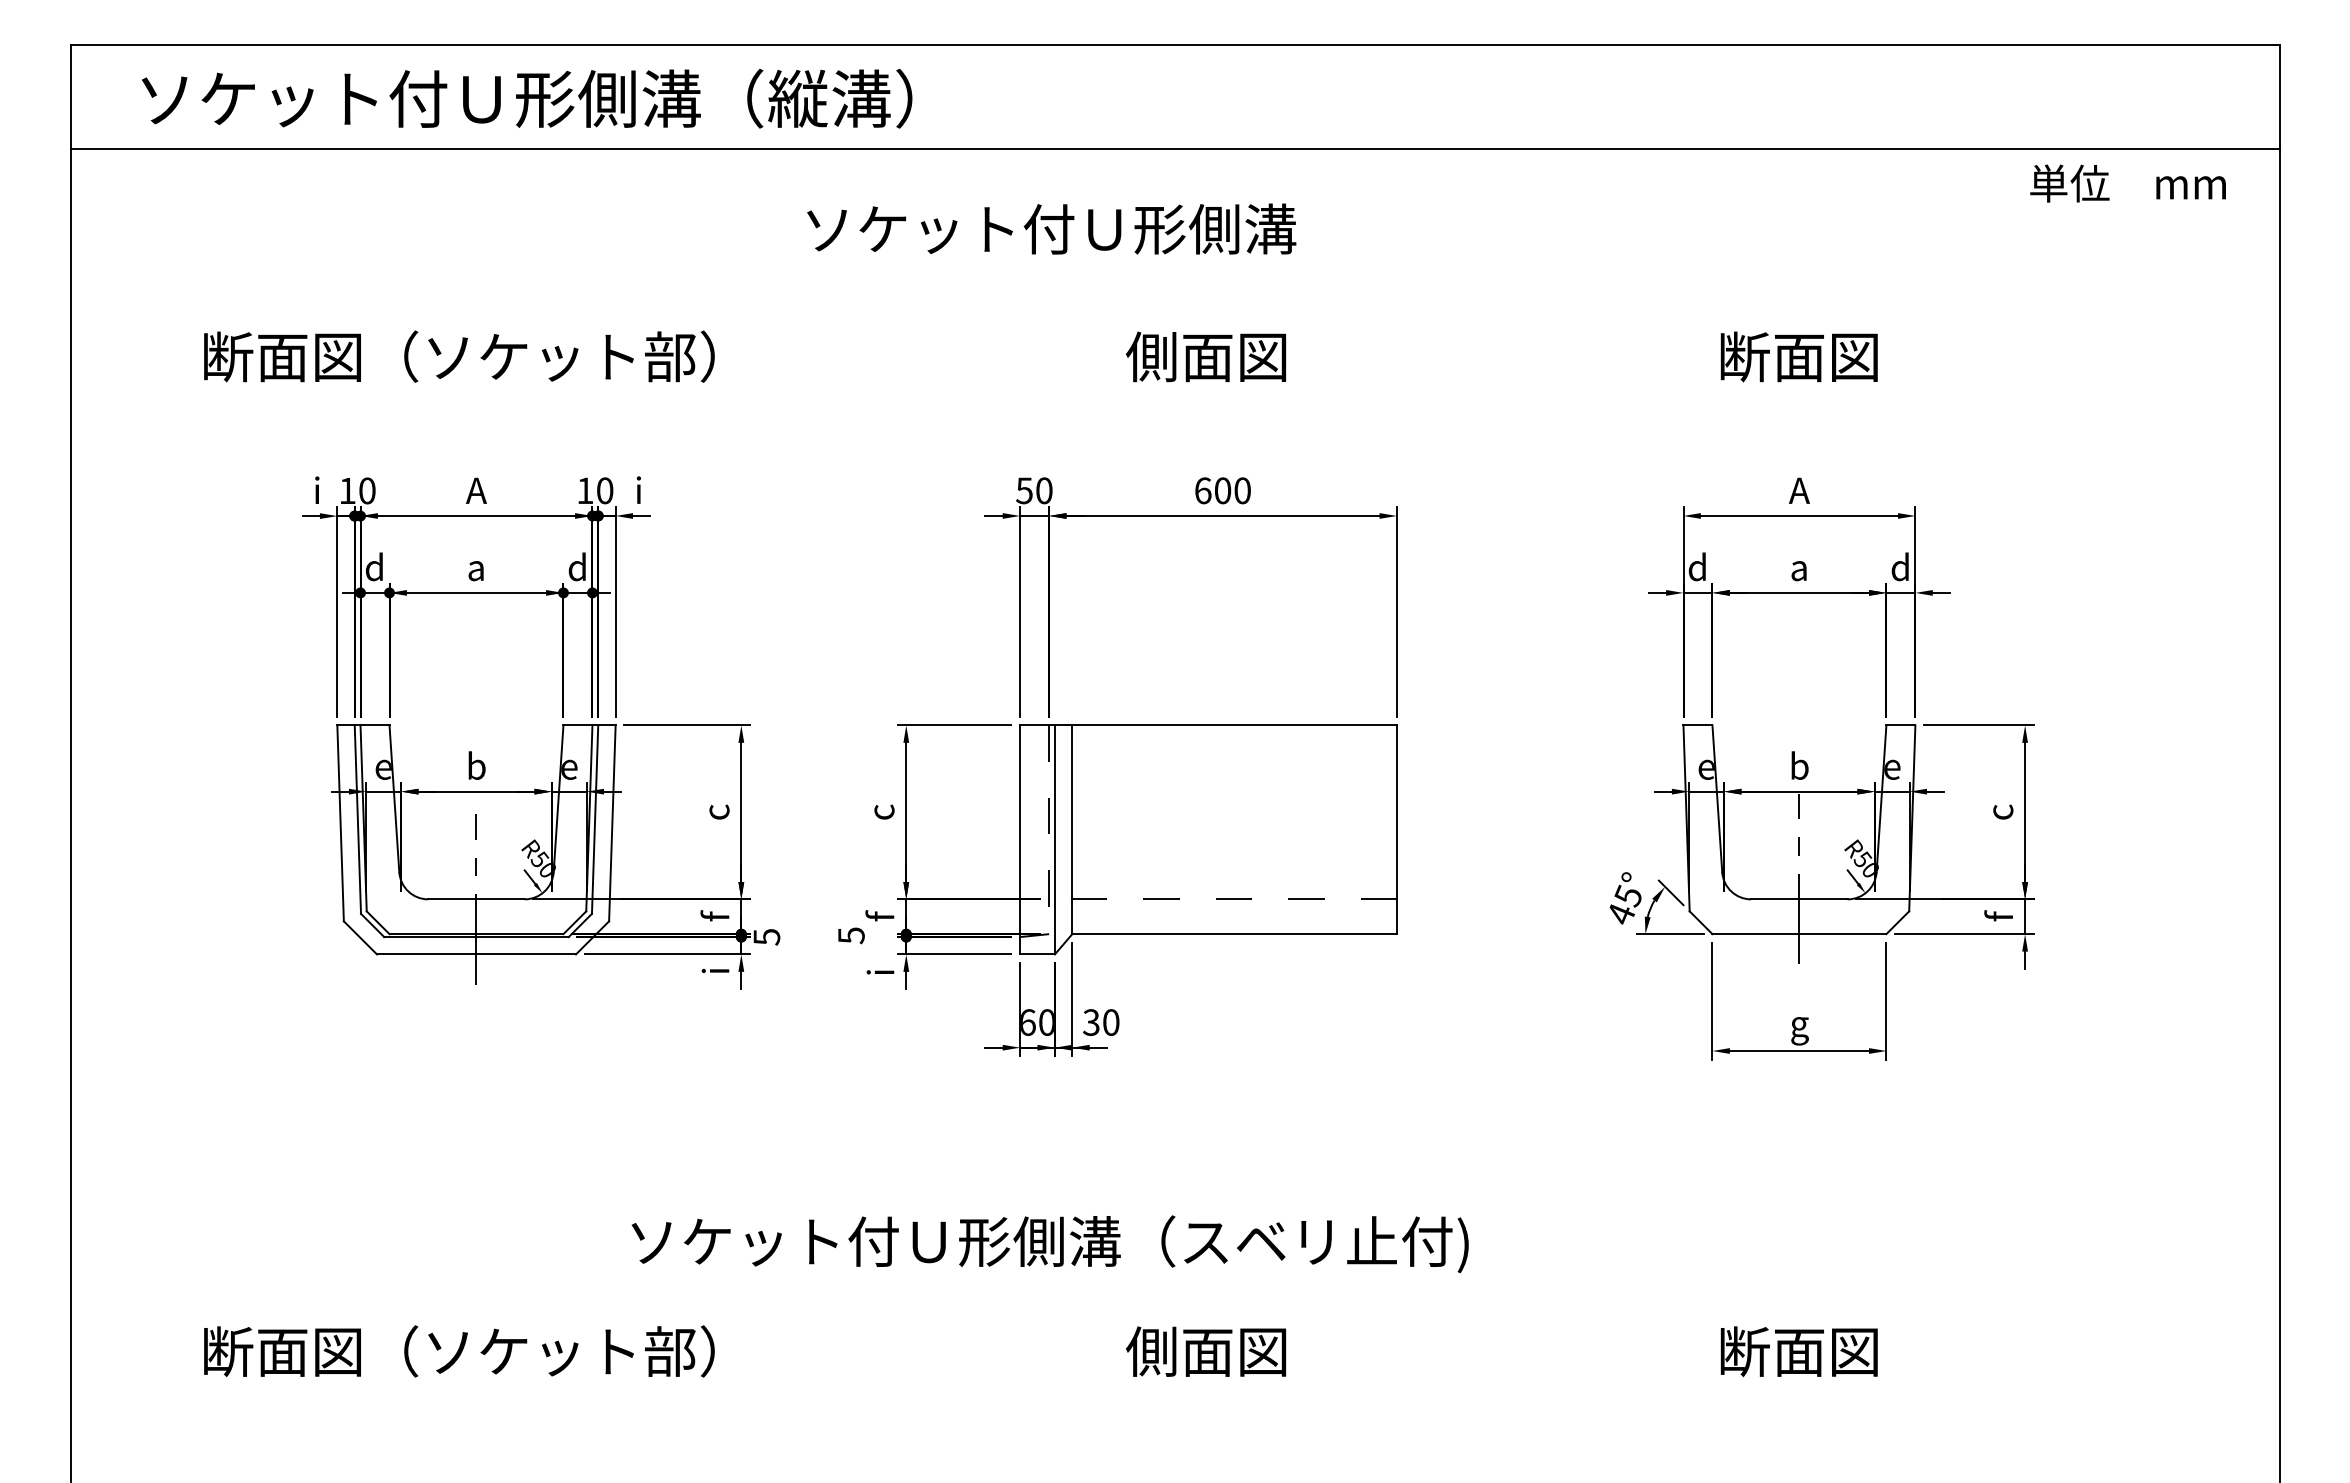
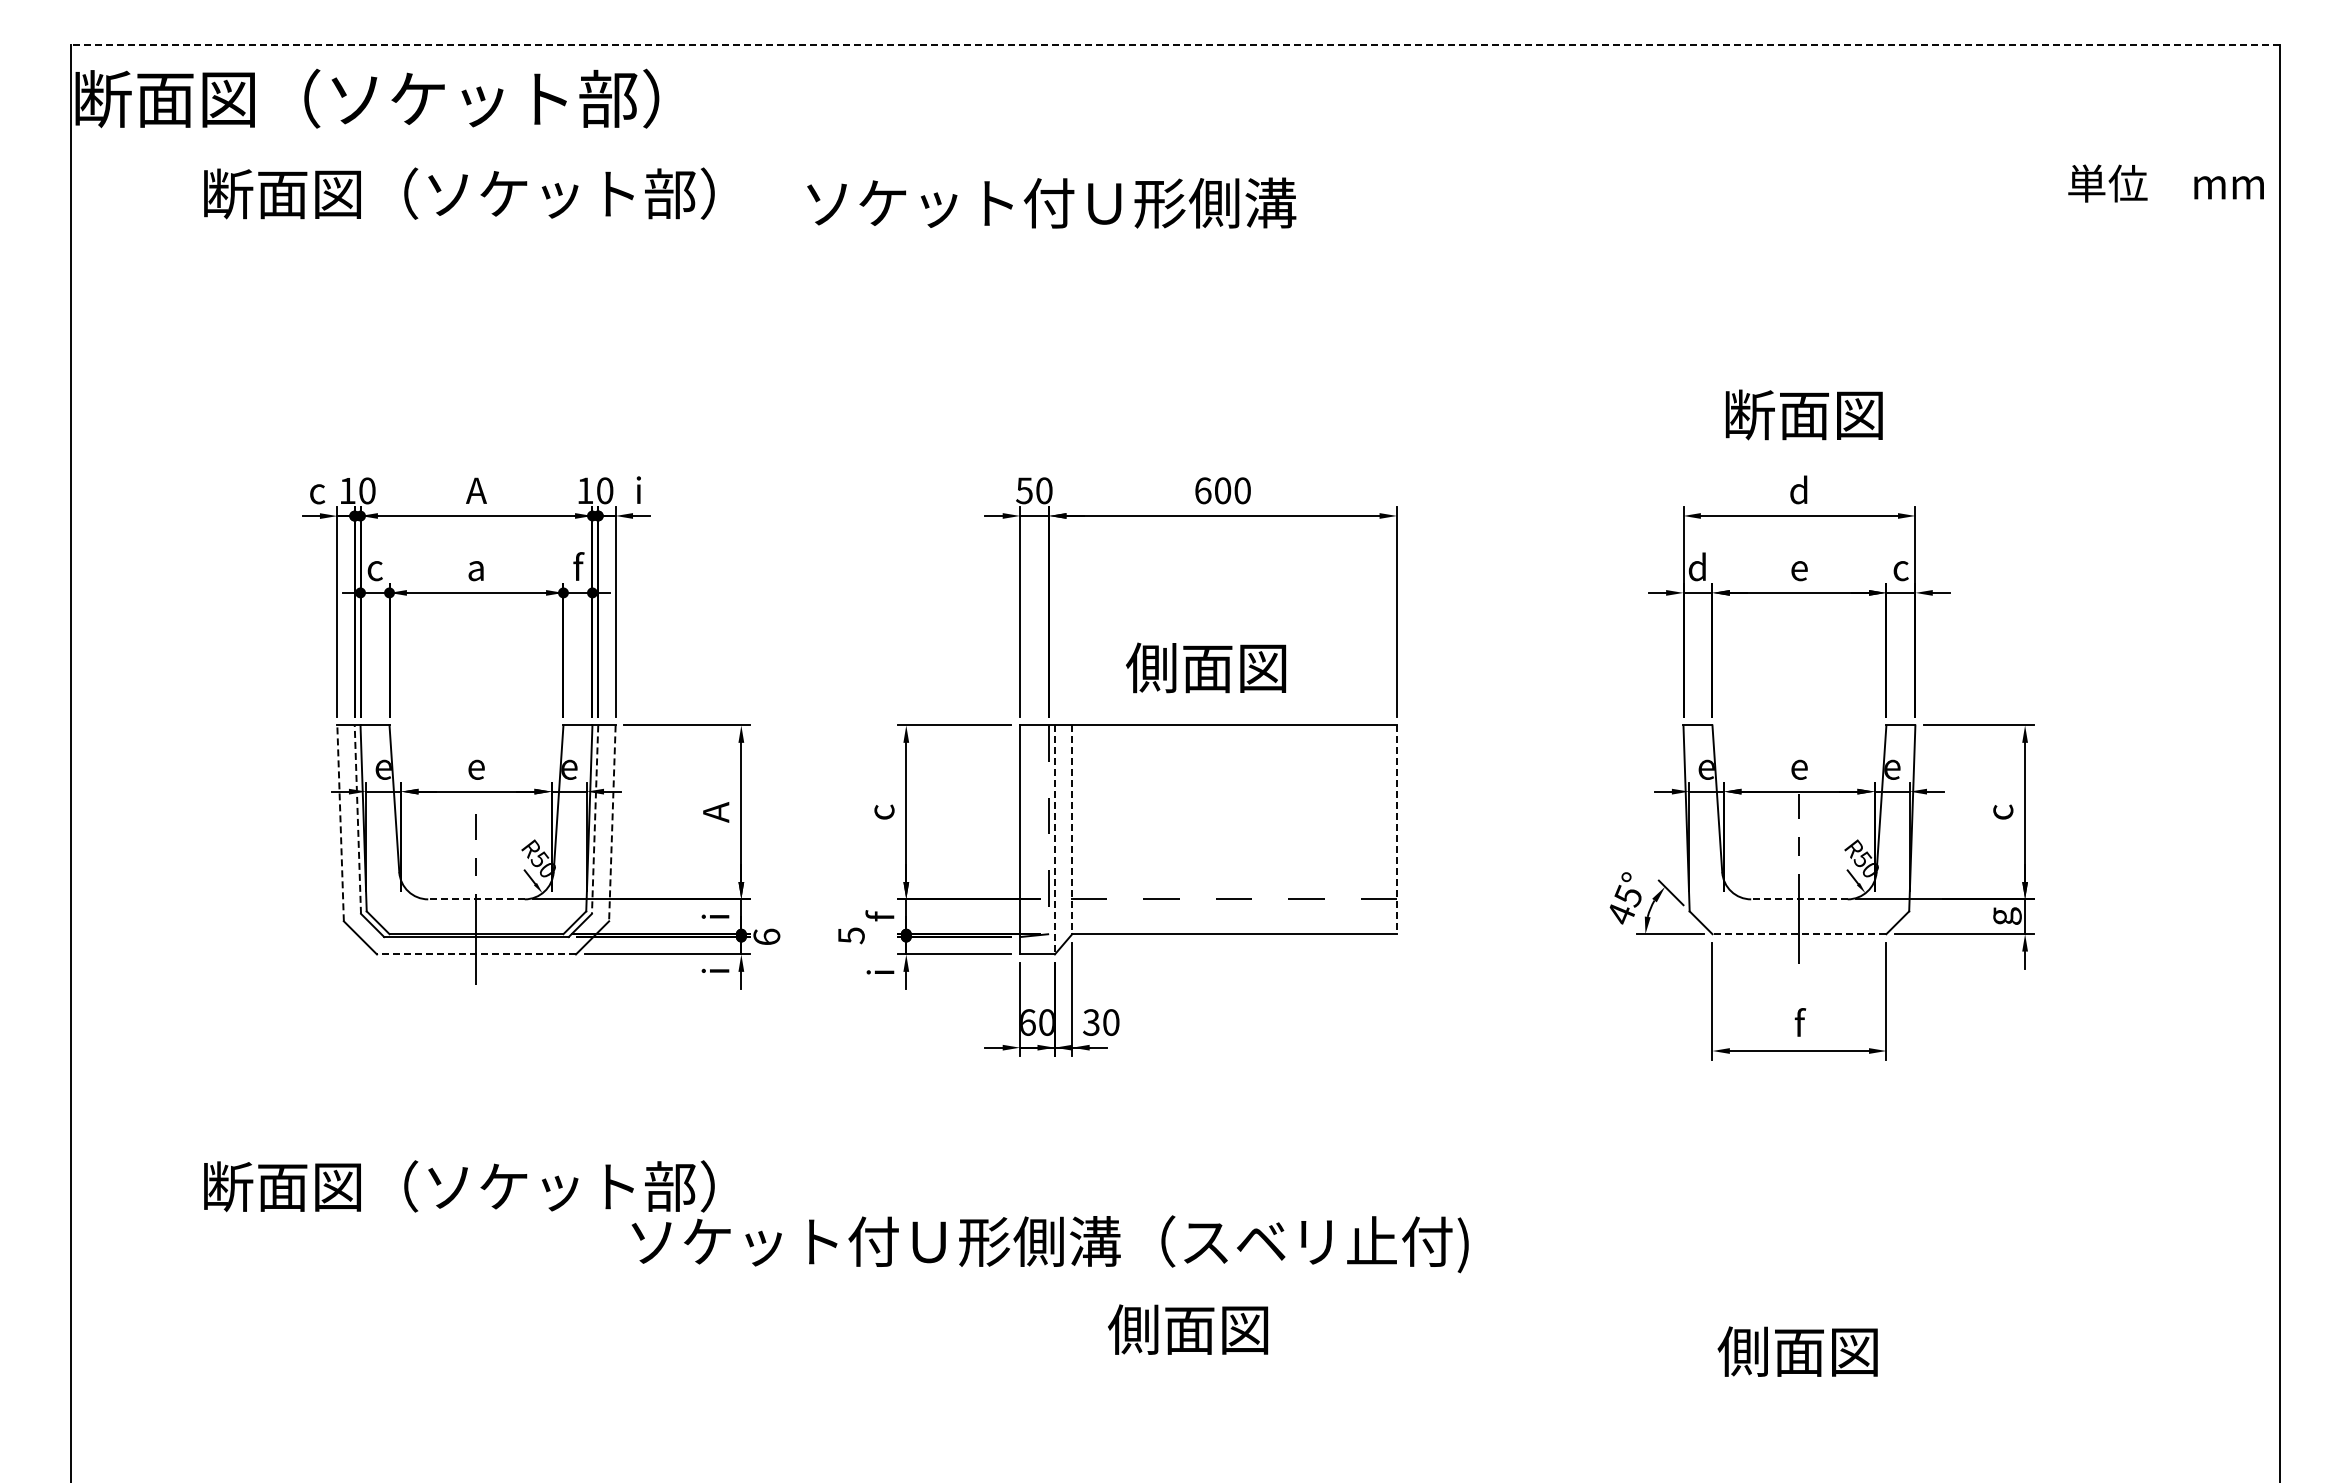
line: solid -> dashed (1175, 44)
text: ソケット付Ｕ形側溝（縦溝） -> 断面図（ソケット部） (493, 98)
line: present -> none (1174, 148)
text position: (2127, 183) -> (2165, 183) (2165, 183)
text position: (1051, 228) -> (1051, 202) (1051, 202)
text position: (459, 356) -> (459, 193) (459, 193)
text position: (1206, 356) -> (1206, 667) (1206, 667)
text position: (1798, 356) -> (1803, 414) (1803, 414)
text: A -> d (1799, 489)
text: i -> c (317, 490)
text: d -> c (373, 566)
text: d -> f (576, 566)
text: d -> c (1899, 566)
text: a -> e (1799, 571)
text: b -> e (476, 765)
text: b -> e (1799, 765)
text: c -> A (716, 812)
line: solid -> dashed (357, 819)
line: solid -> dashed (595, 820)
line: solid -> dashed (340, 823)
line: solid -> dashed (612, 823)
line: solid -> dashed (1072, 830)
line: solid -> dashed (1396, 830)
line: solid -> dashed (1054, 839)
line: solid -> dashed (475, 899)
line: solid -> dashed (1798, 899)
text: f -> i (714, 915)
text: f -> g (2002, 915)
line: solid -> dashed (1799, 934)
text: 5 -> 6 (766, 936)
line: solid -> dashed (475, 954)
text: g -> f (1799, 1026)
text position: (459, 1351) -> (459, 1186) (459, 1186)
text position: (1206, 1351) -> (1188, 1329) (1188, 1329)
text: 断面図 -> 側面図 (1743, 1351)
